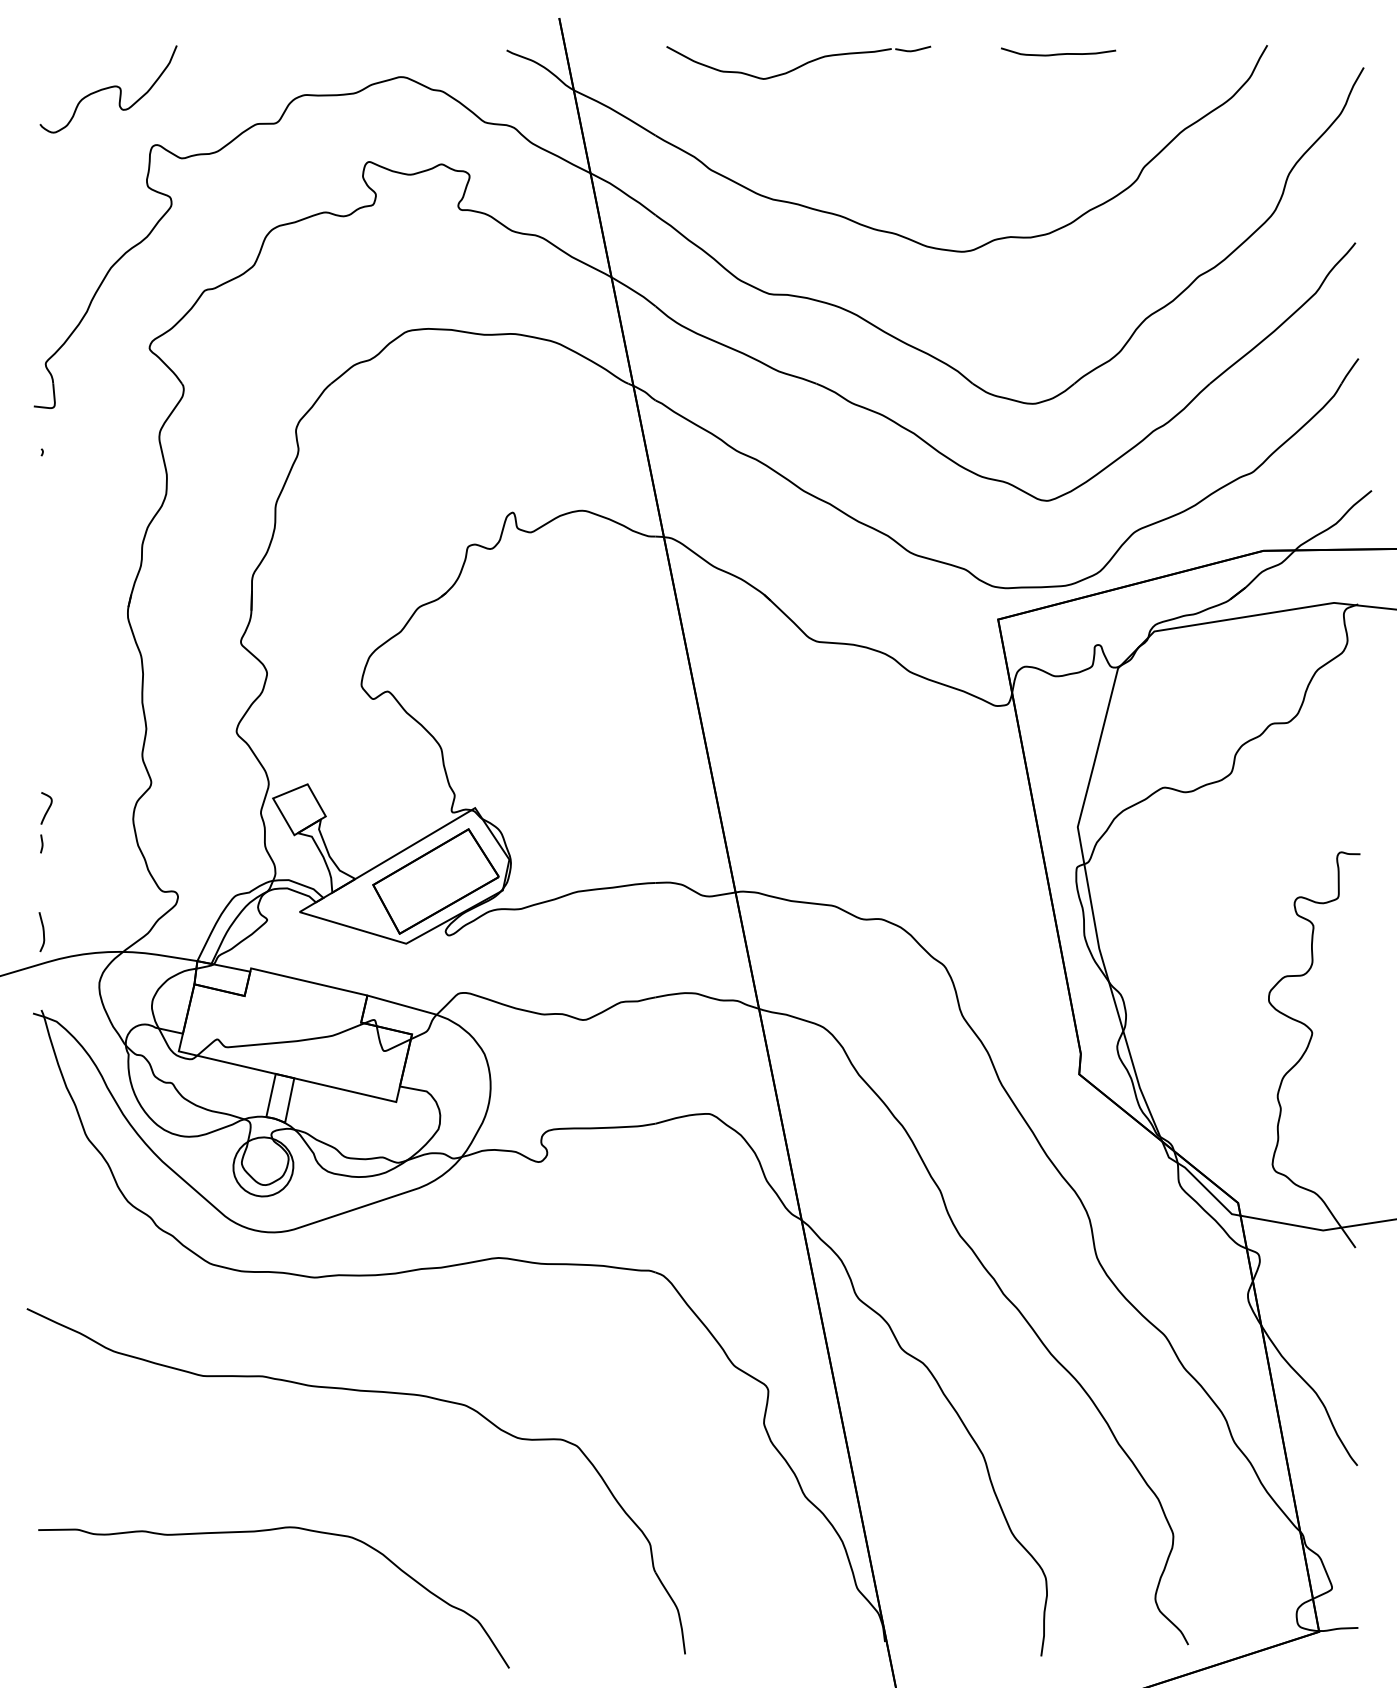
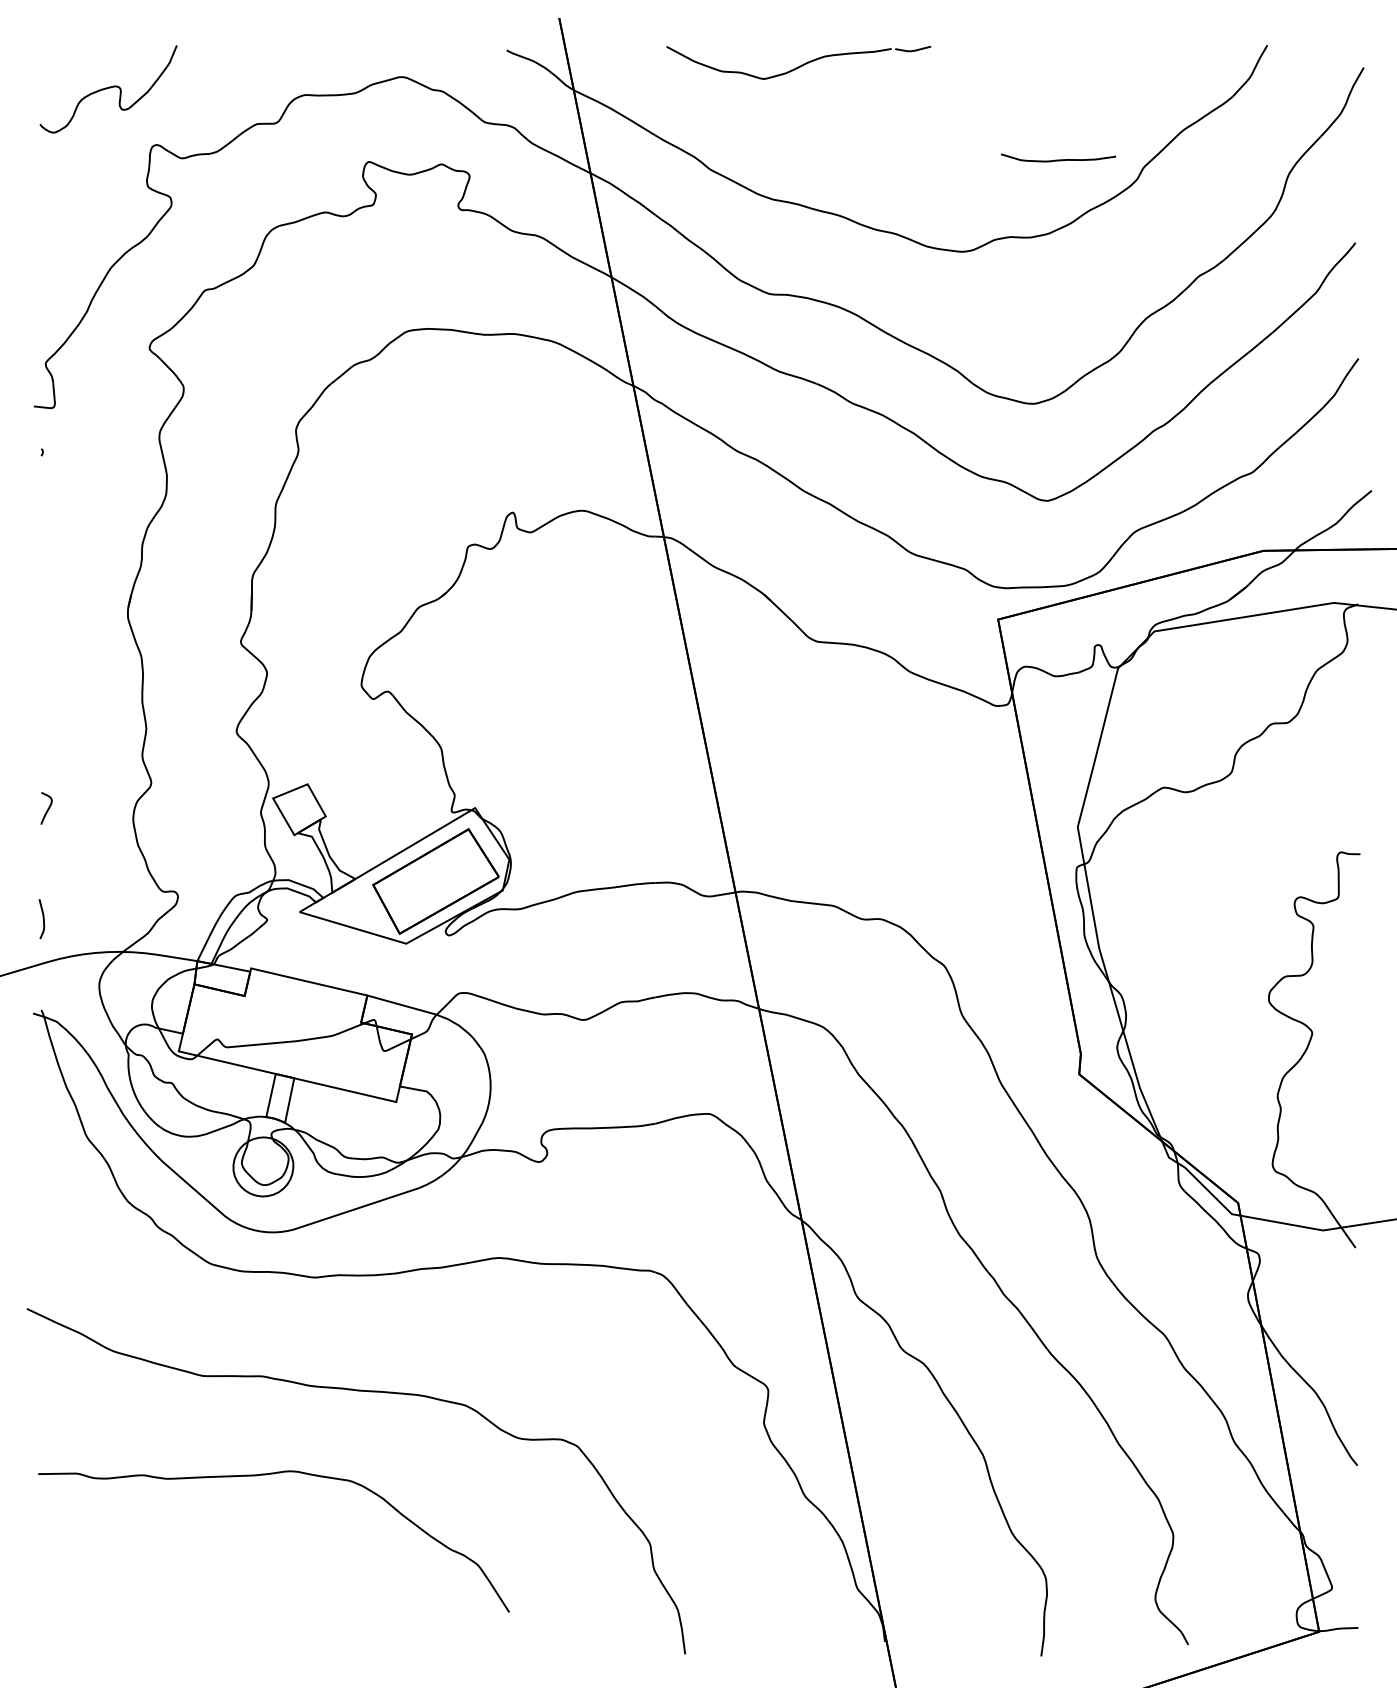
curve position: (1058, 53) -> (1058, 159) (1058, 159)
line: present -> none (41, 843)
curve position: (42, 931) -> (42, 918) (42, 918)
curve position: (266, 1531) -> (266, 1475) (266, 1475)
